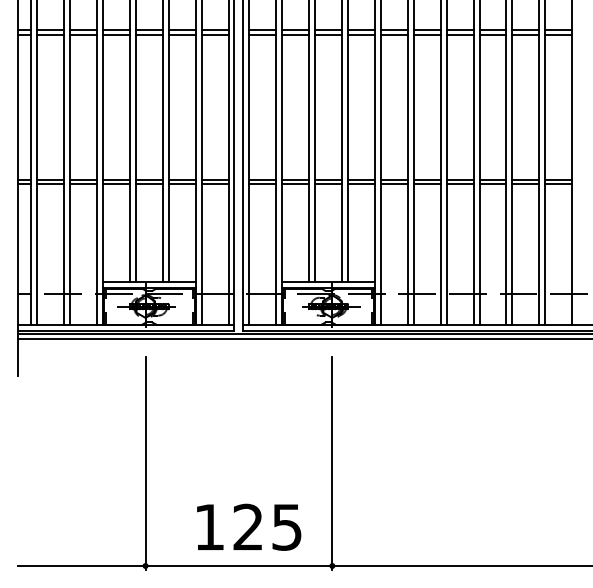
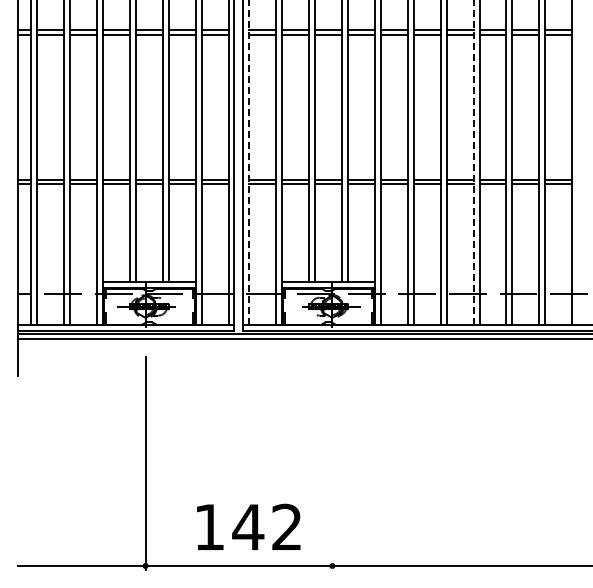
line: solid -> dashed (249, 162)
line: solid -> dashed (473, 162)
line: present -> none (332, 463)
text: 125 -> 142 (266, 526)
